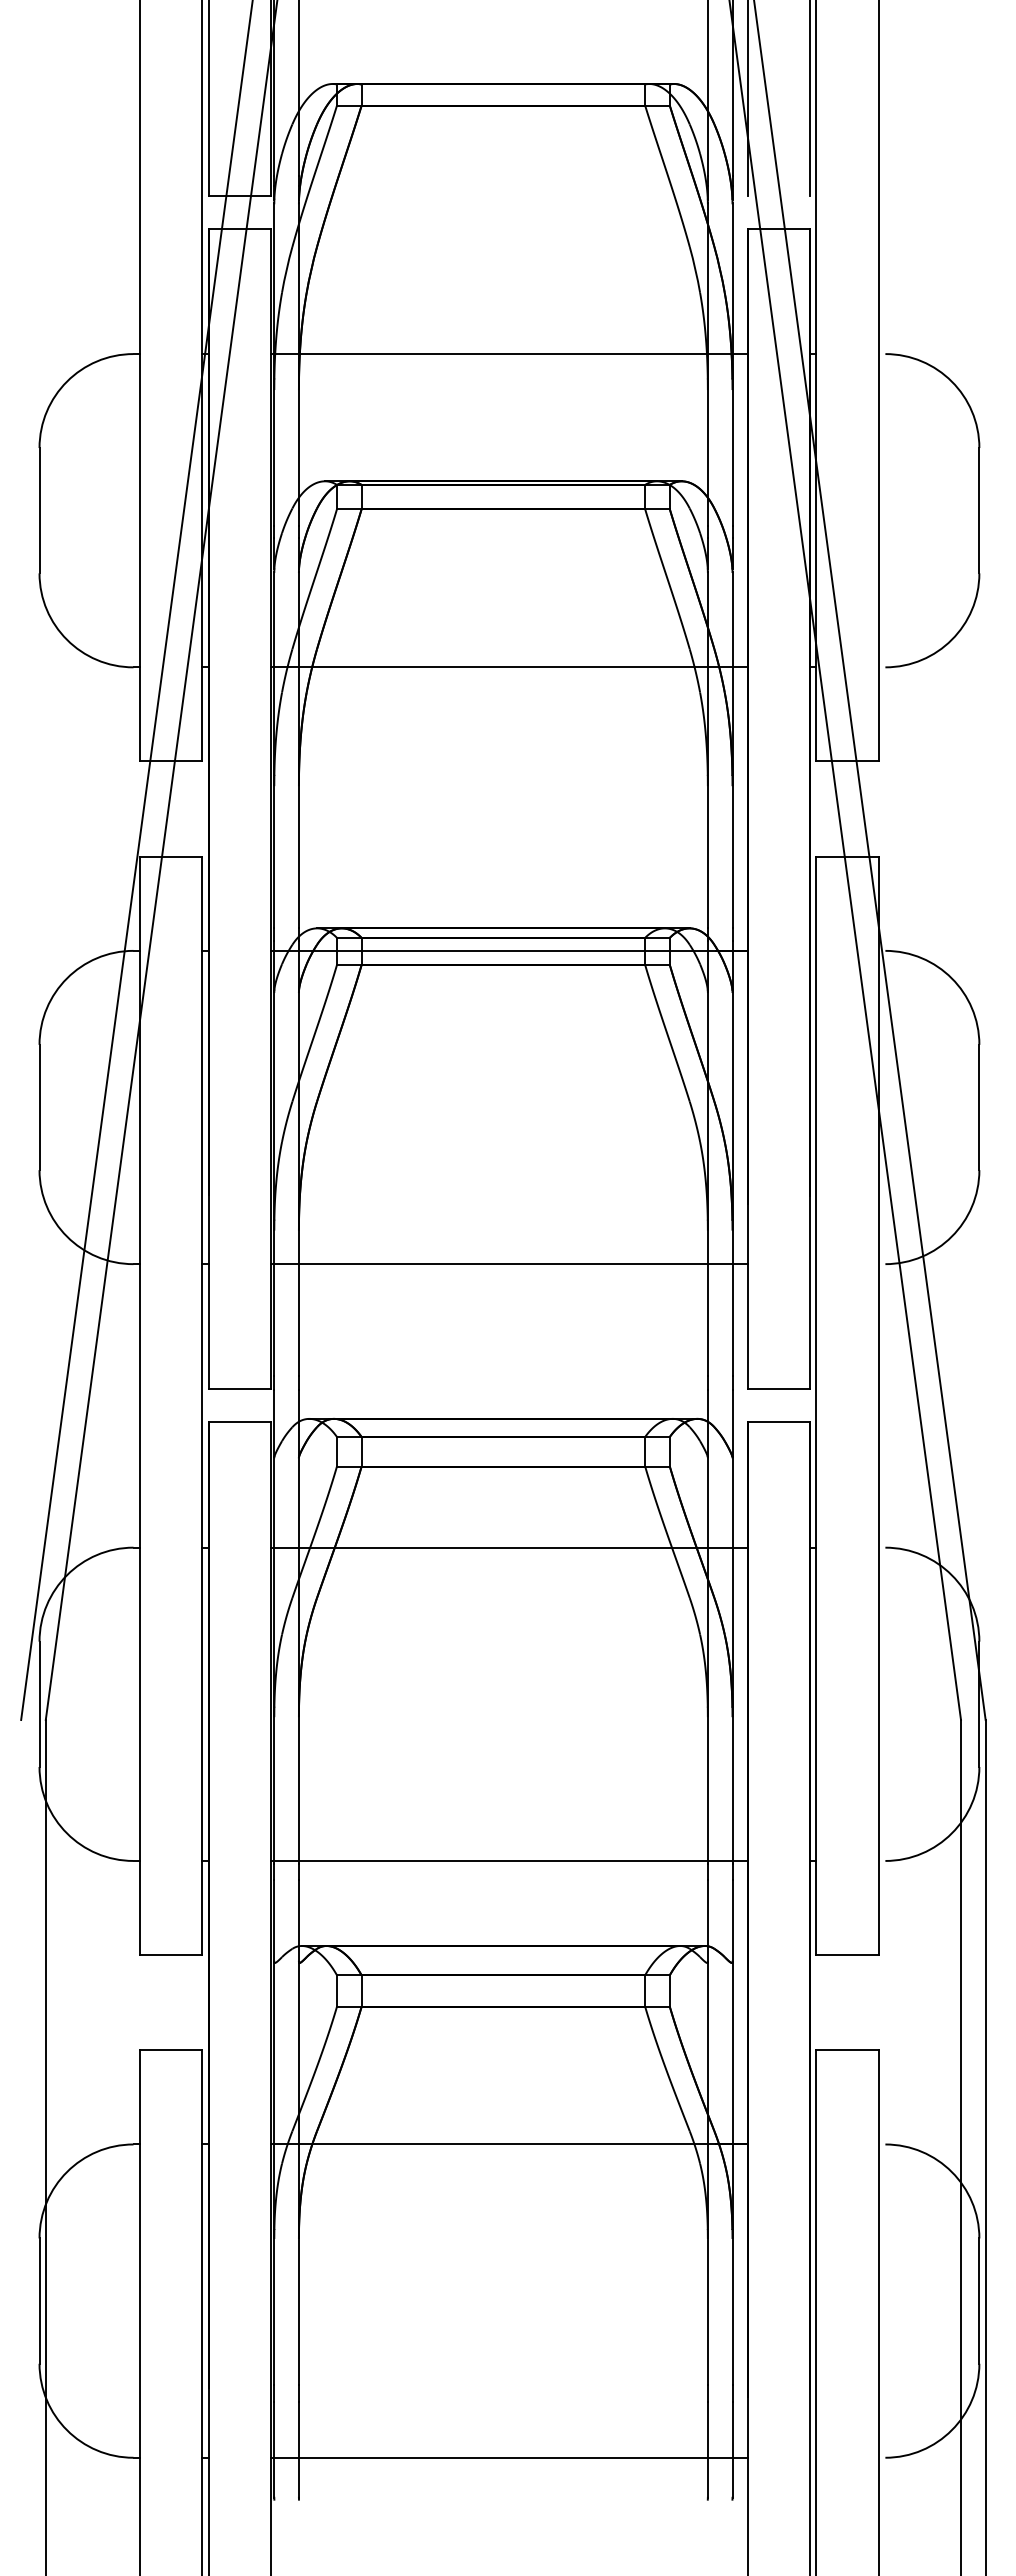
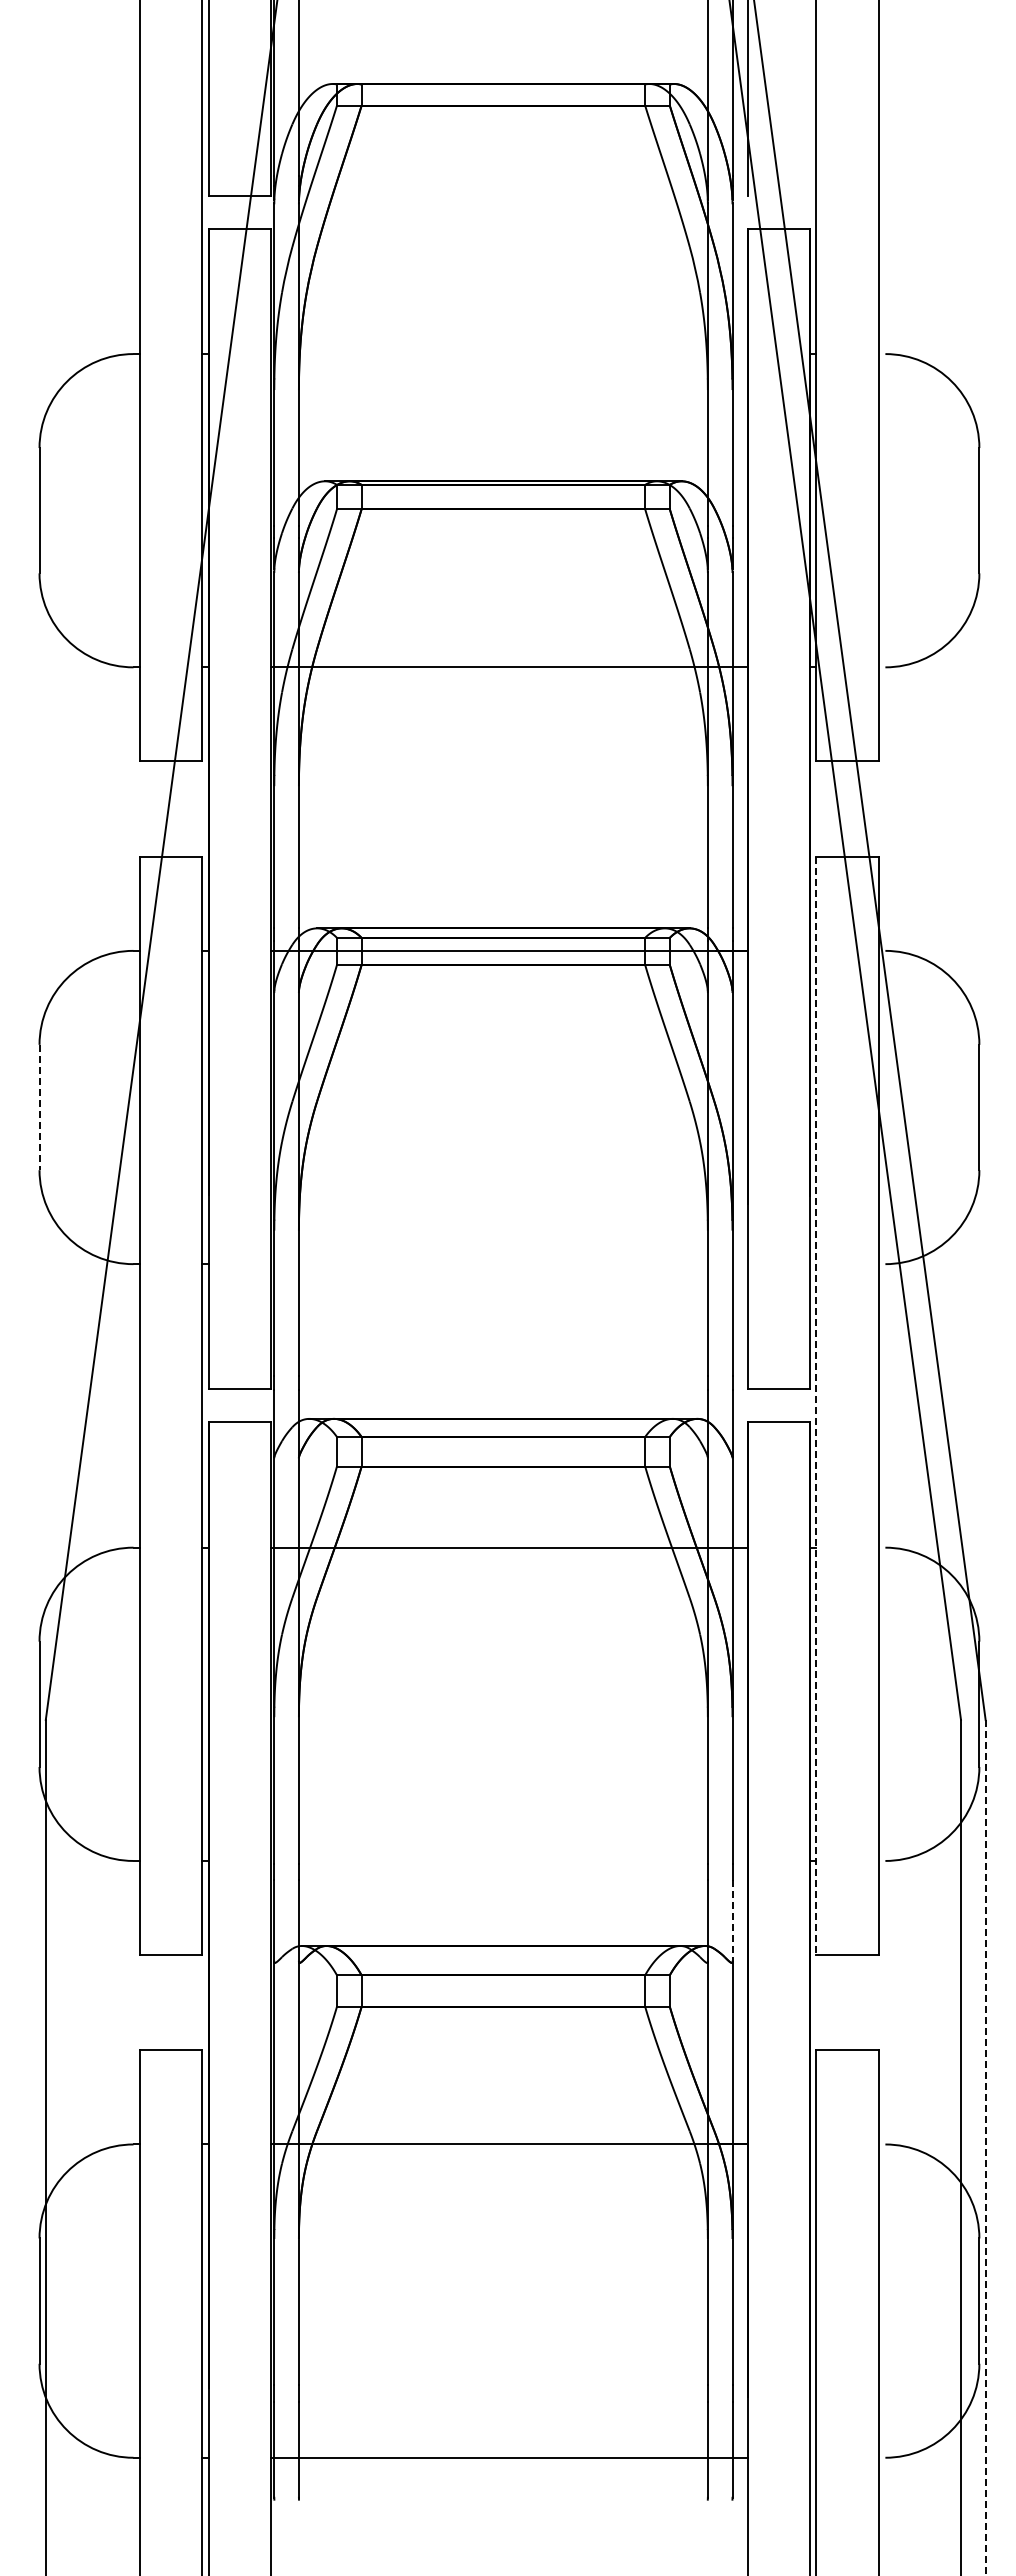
line: present -> none (810, 98)
line: present -> none (509, 354)
line: present -> none (136, 860)
line: solid -> dashed (39, 1107)
line: present -> none (509, 1264)
line: solid -> dashed (816, 1406)
line: present -> none (509, 1860)
line: solid -> dashed (732, 1921)
line: solid -> dashed (985, 2147)
